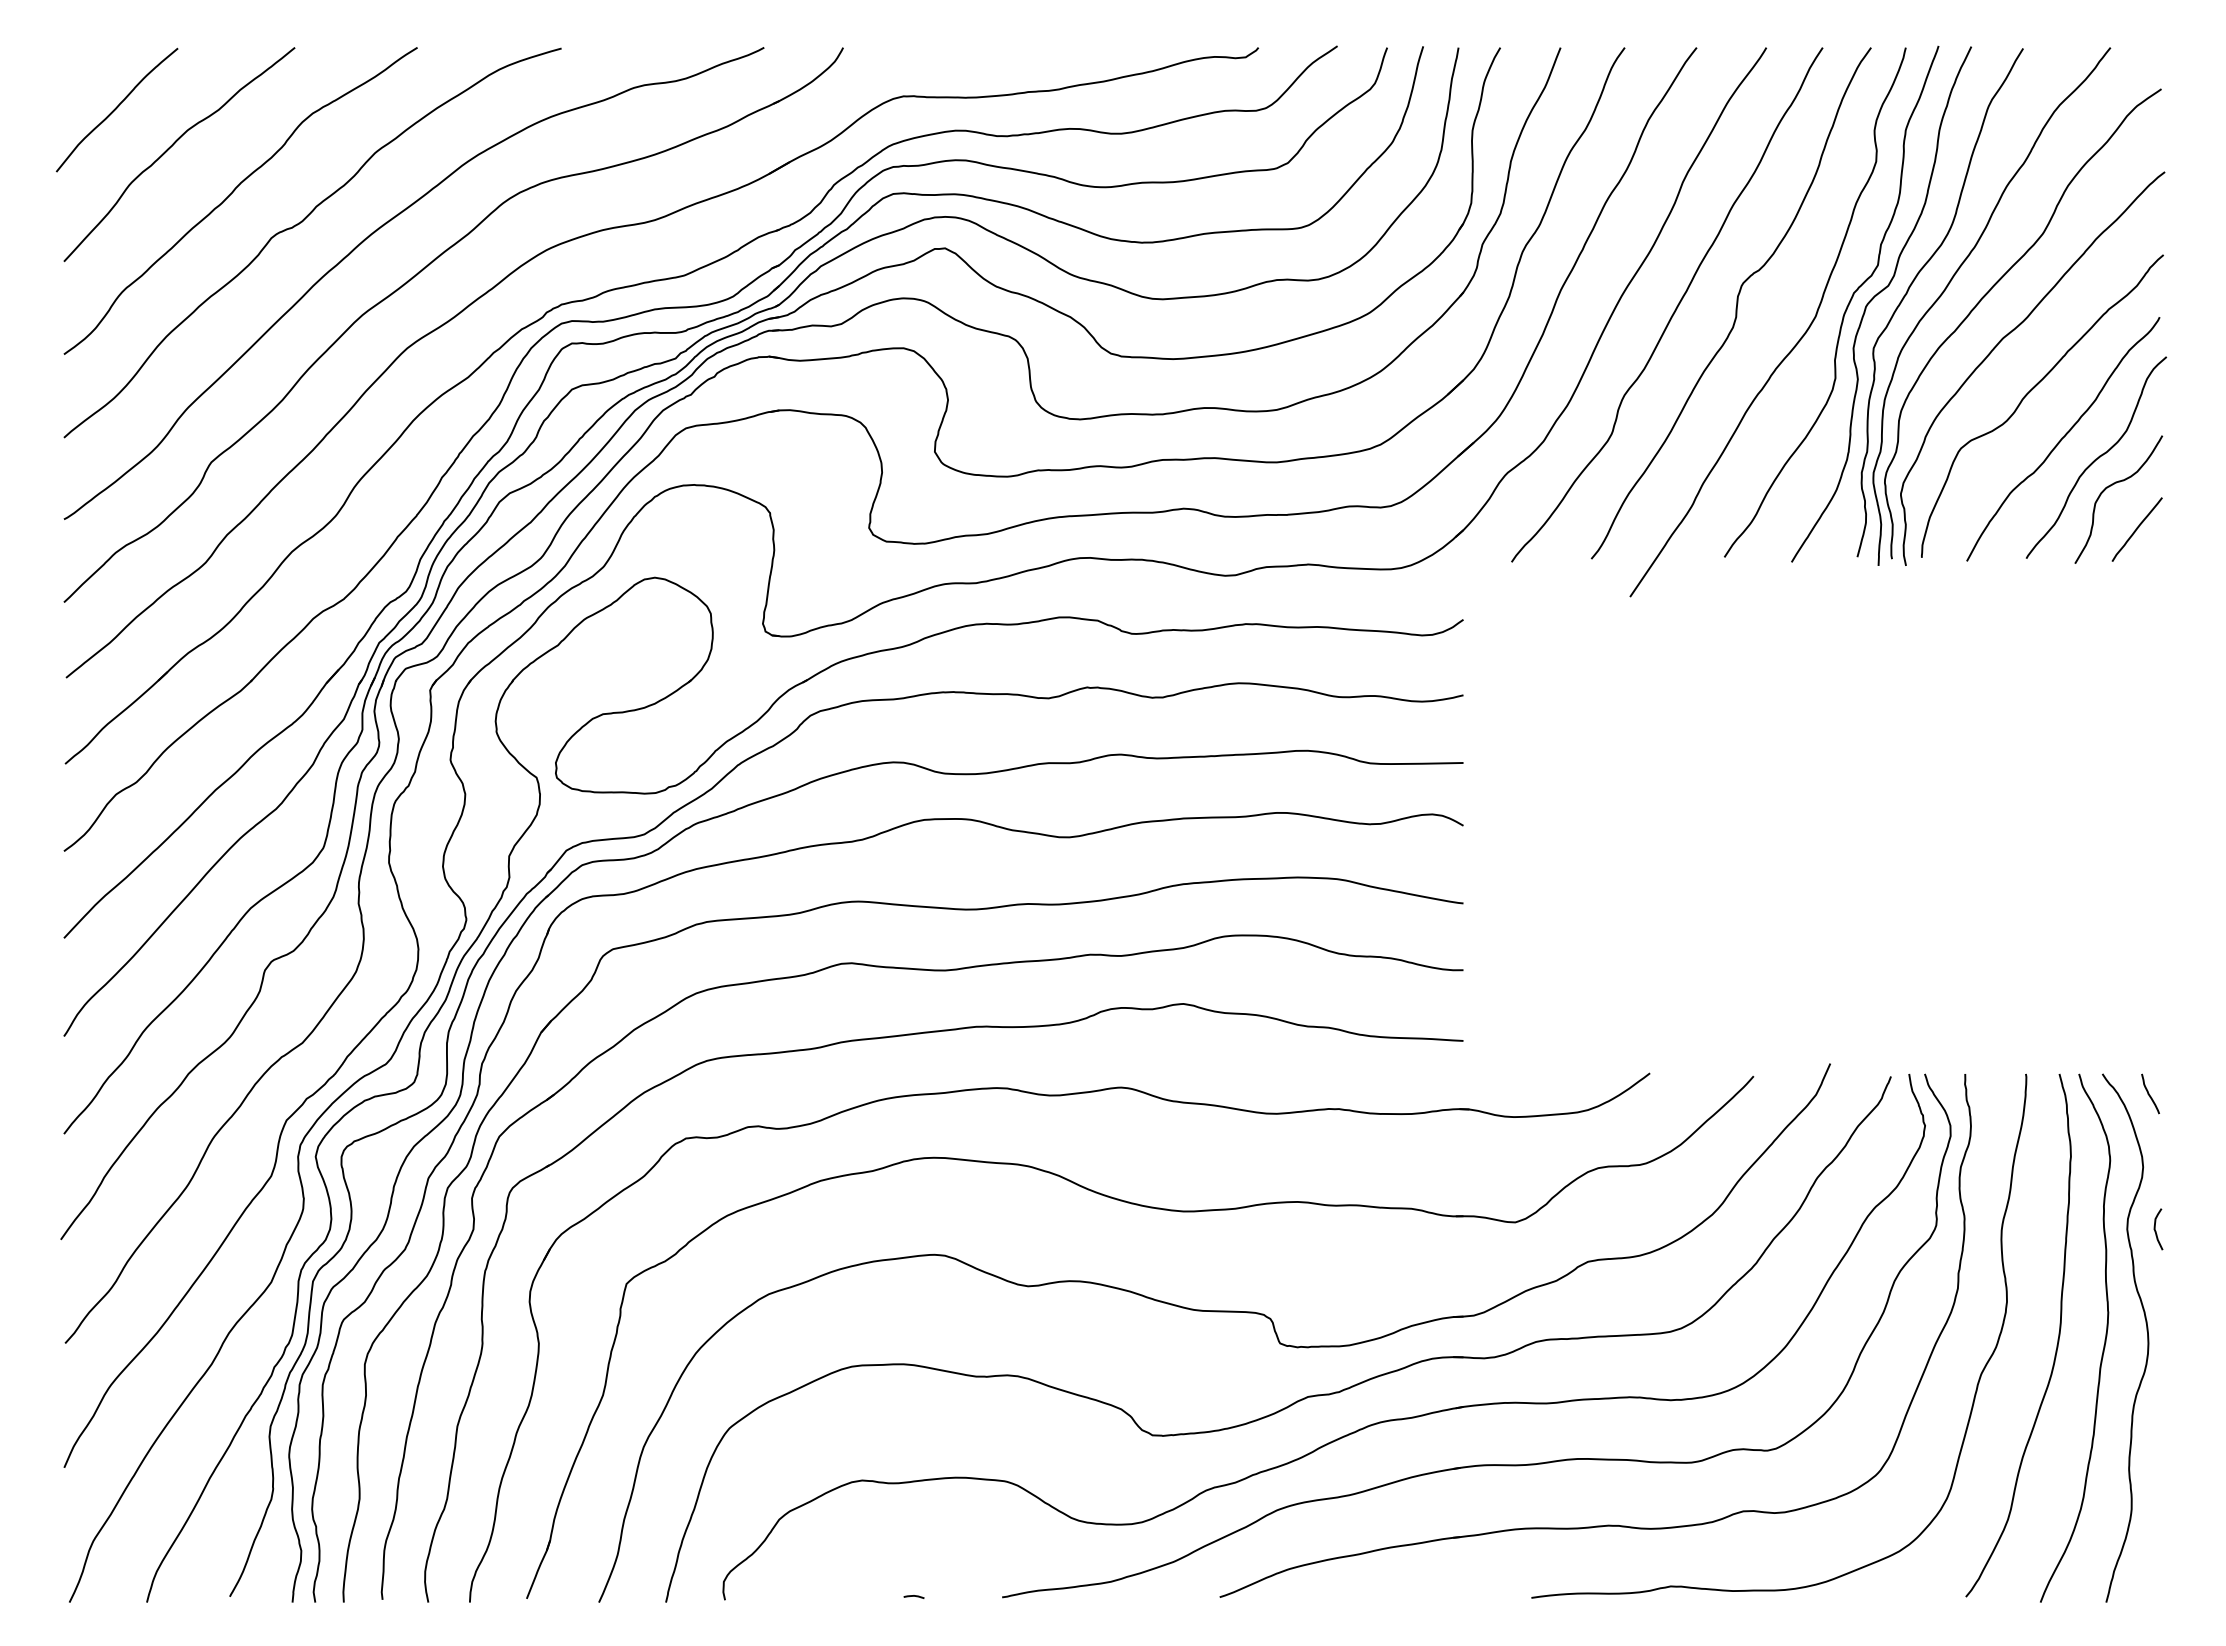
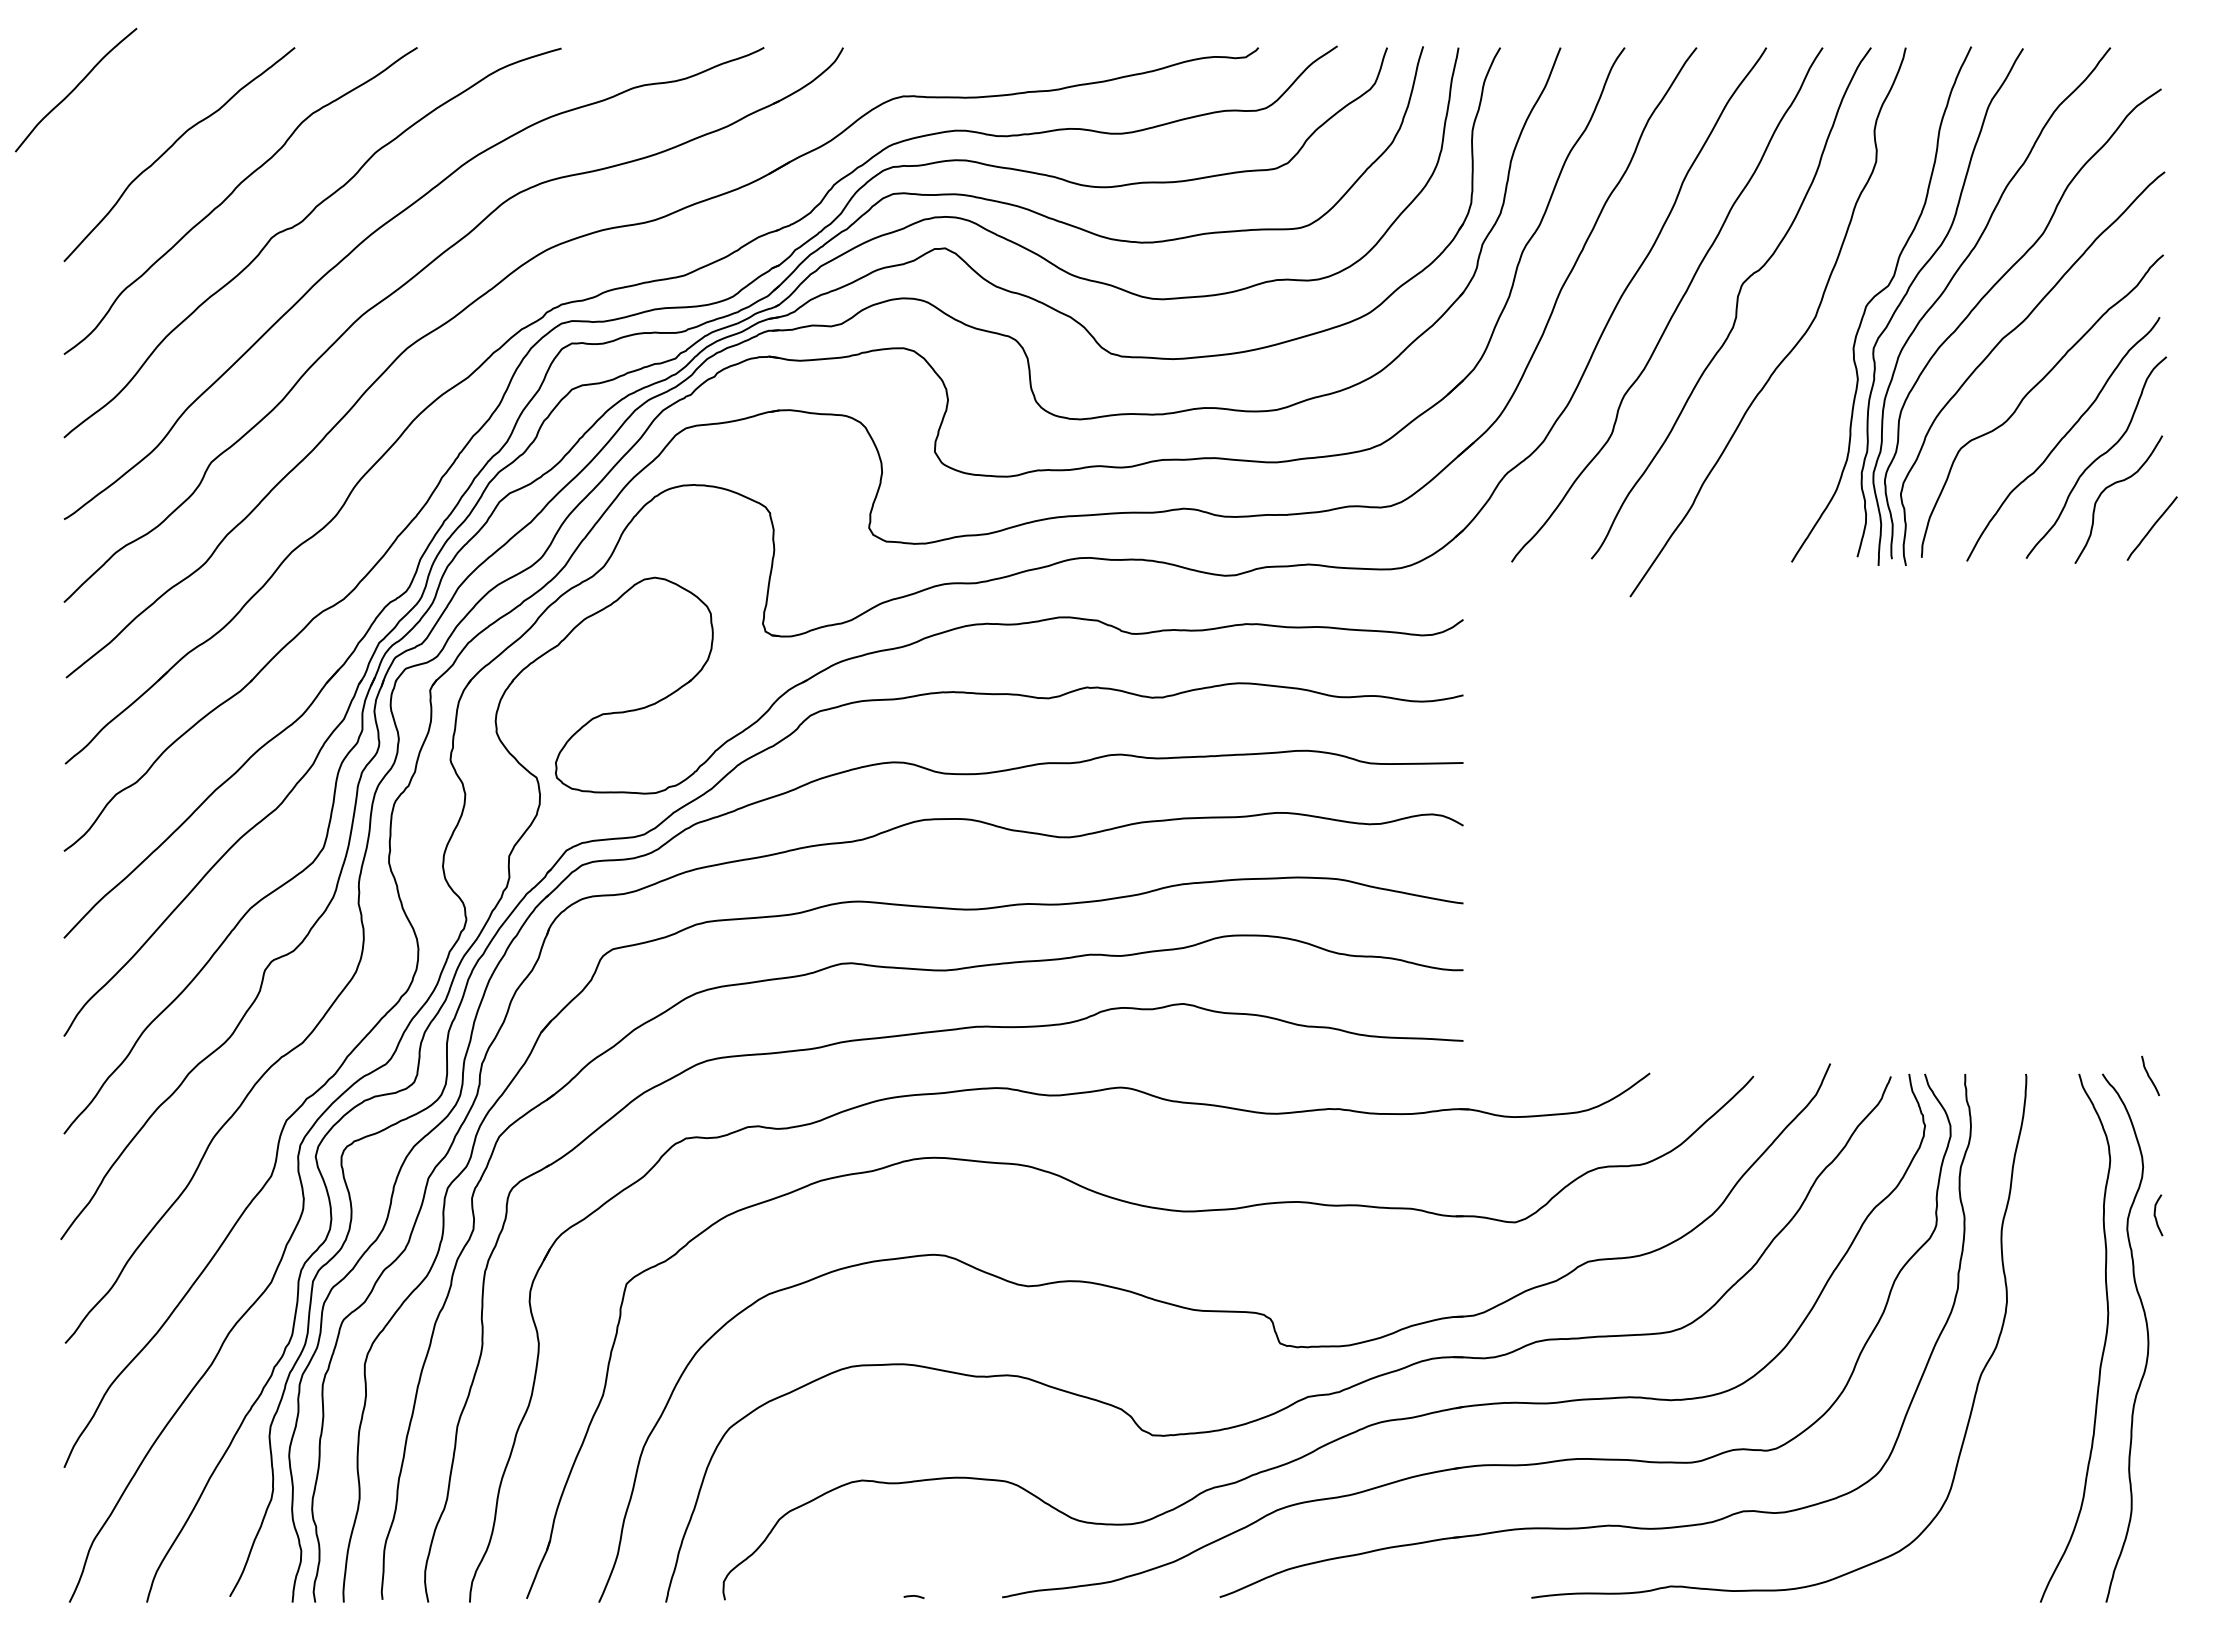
curve position: (116, 109) -> (75, 89) (75, 89)
curve: present -> none (1845, 308)
curve position: (2136, 529) -> (2151, 528) (2151, 528)
curve position: (2149, 1093) -> (2149, 1075) (2149, 1075)
curve position: (2156, 1231) -> (2156, 1217) (2156, 1217)
curve: present -> none (2056, 1344)
